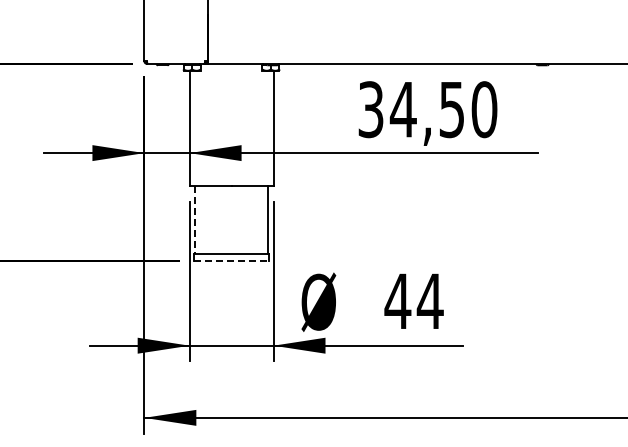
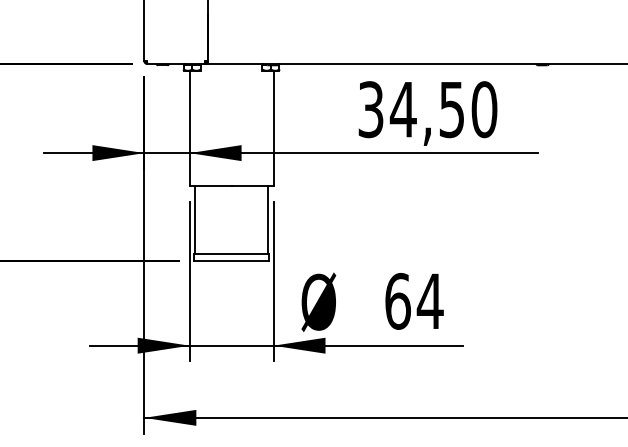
line: dashed -> solid (194, 220)
line: dashed -> solid (232, 260)
text: 44 -> 64 (397, 301)
